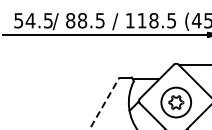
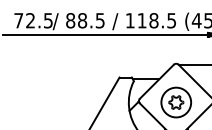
text: 54.5 -> 72.5 (24, 20)
line: dashed -> solid (104, 103)
